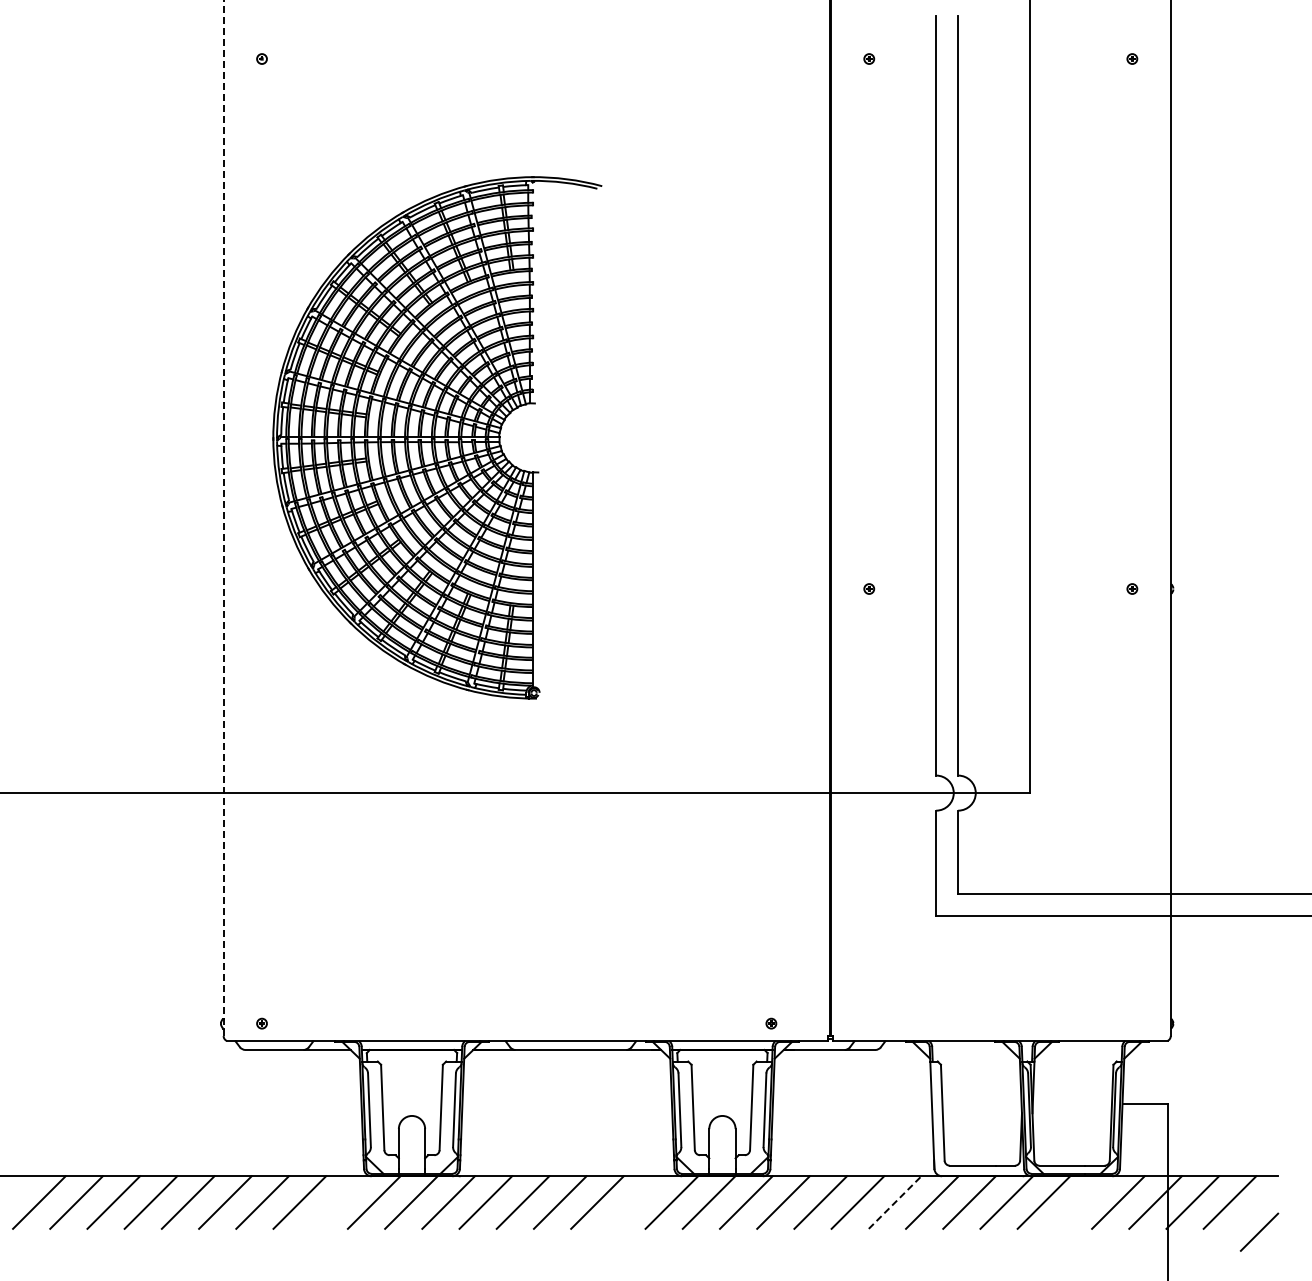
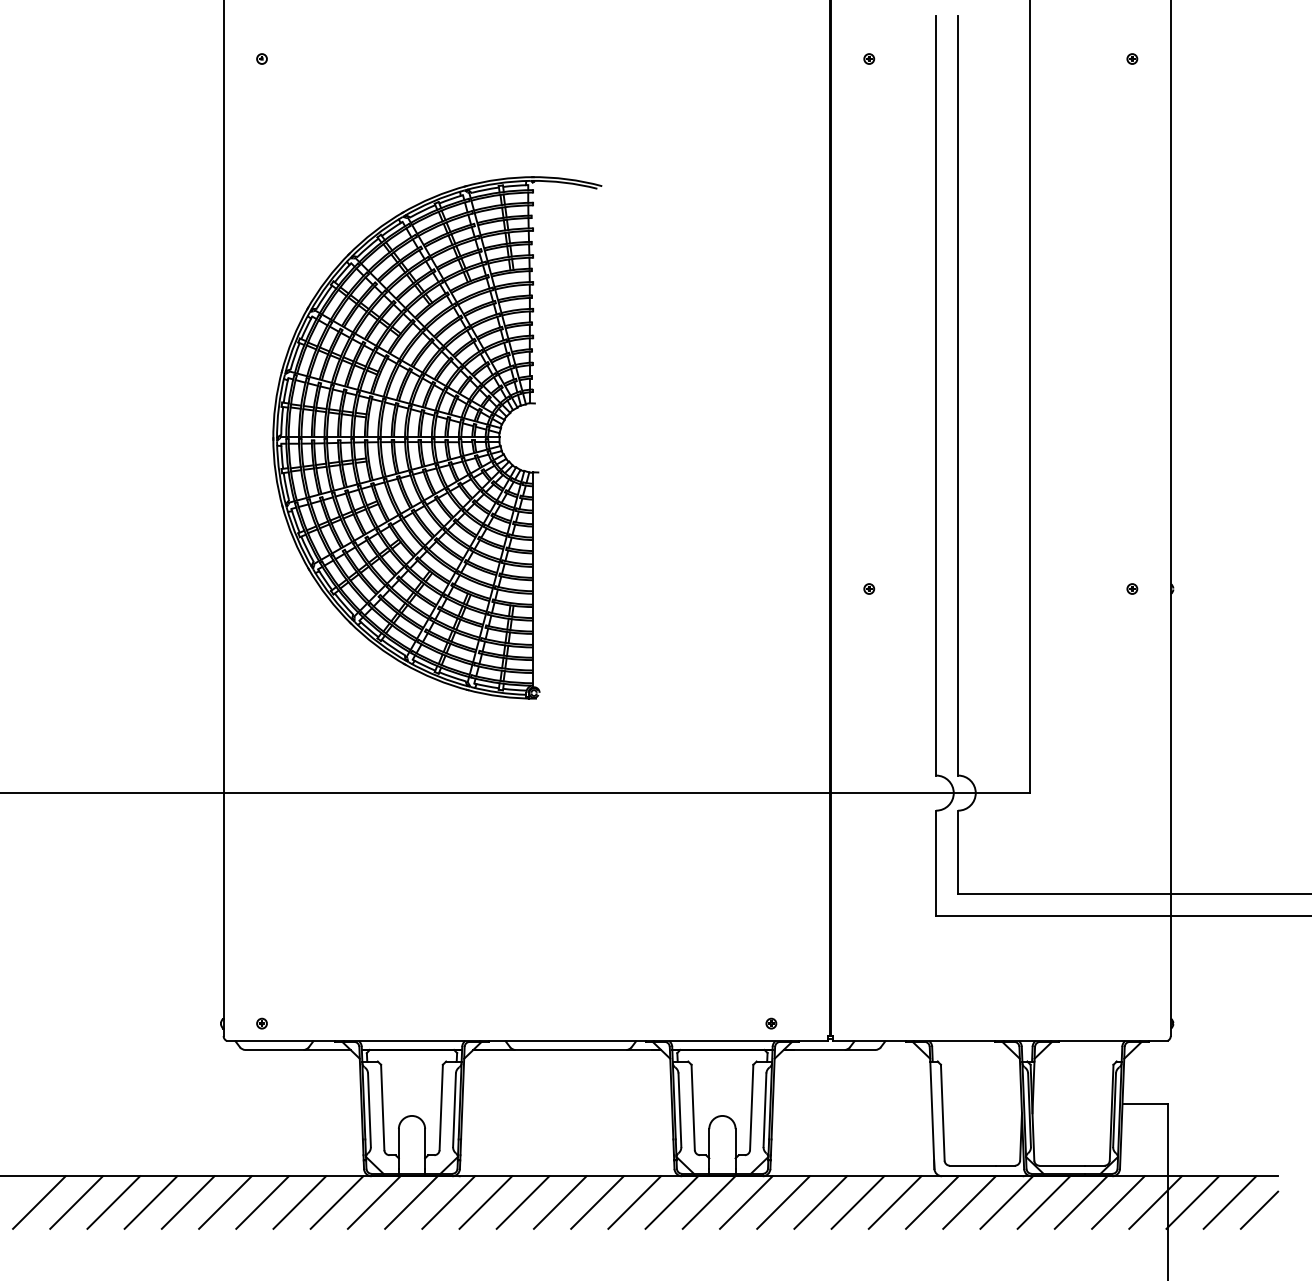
line: dashed -> solid (223, 518)
line: none -> present (336, 1202)
line: none -> present (634, 1202)
line: dashed -> solid (895, 1202)
line: none -> present (1080, 1202)
line position: (1259, 1231) -> (1259, 1209) (1259, 1209)
